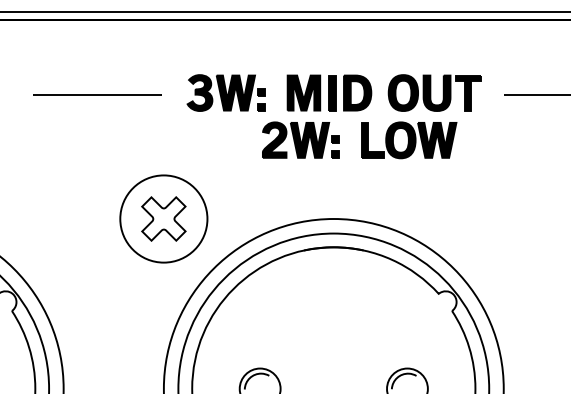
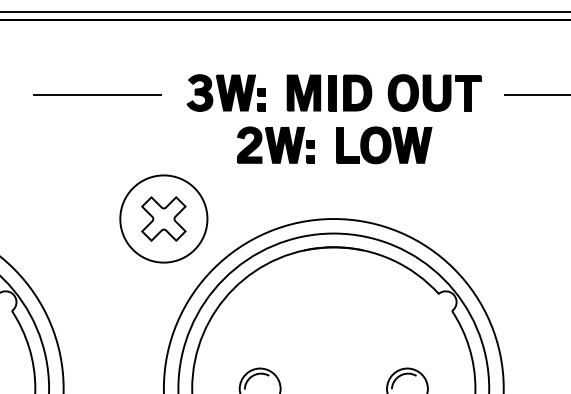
part position: (359, 140) -> (334, 145) (334, 145)
